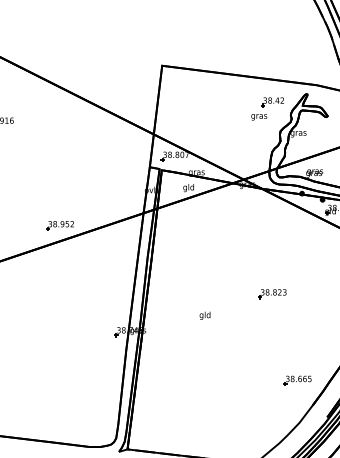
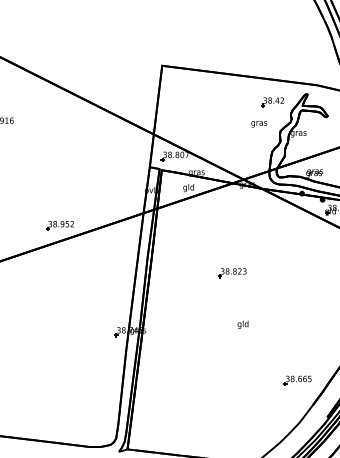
text position: (259, 117) -> (259, 124) (259, 124)
part position: (272, 294) -> (232, 273) (232, 273)
text position: (204, 315) -> (242, 324) (242, 324)
